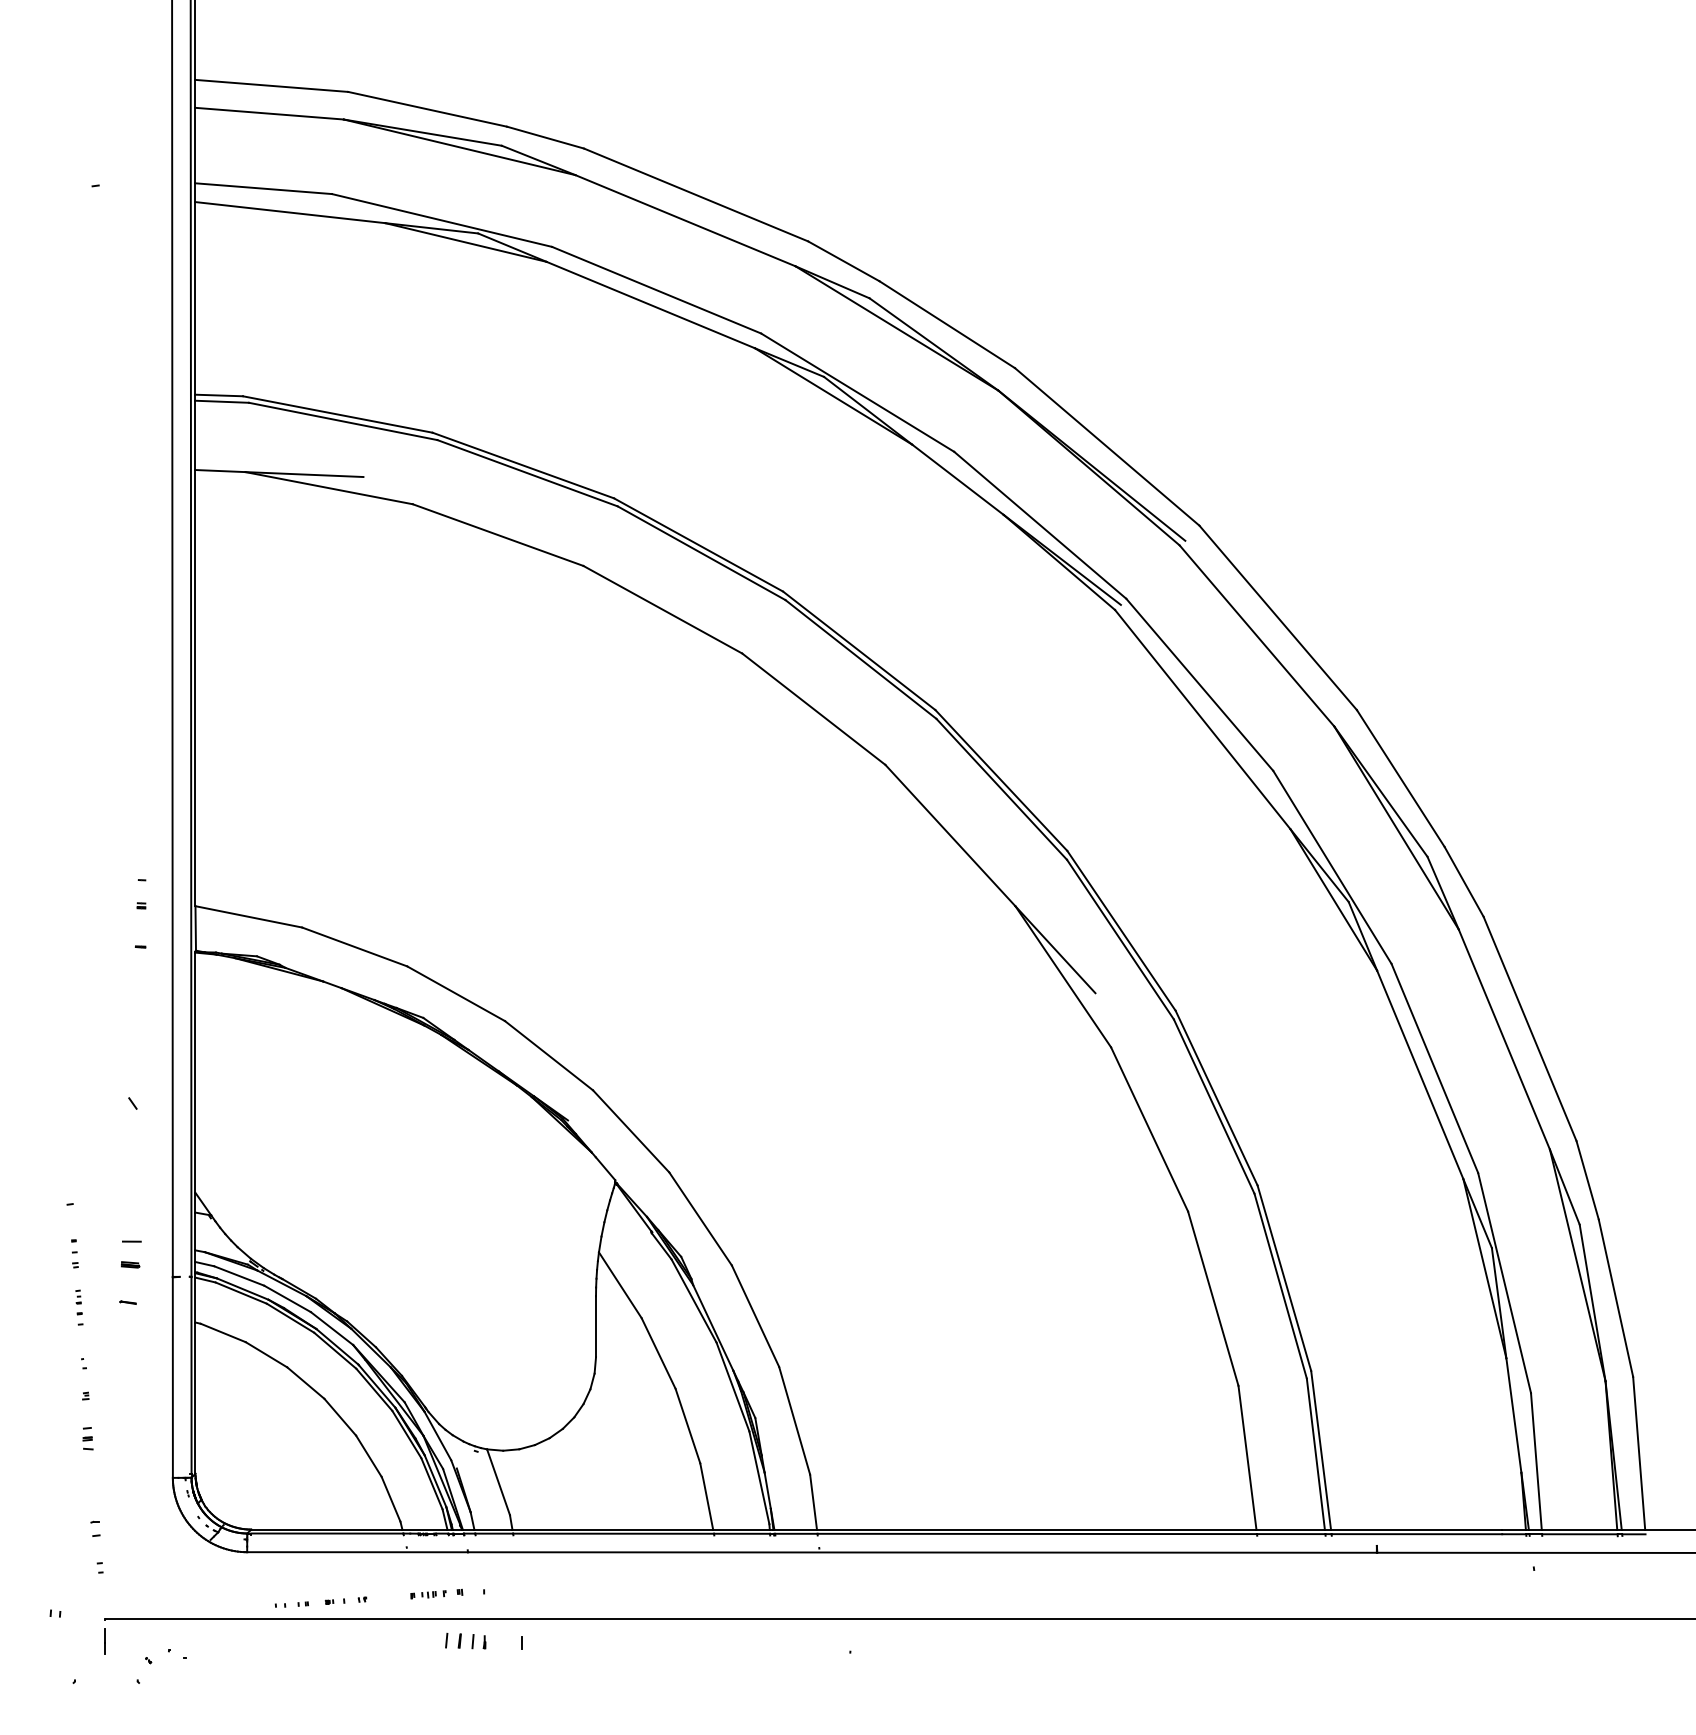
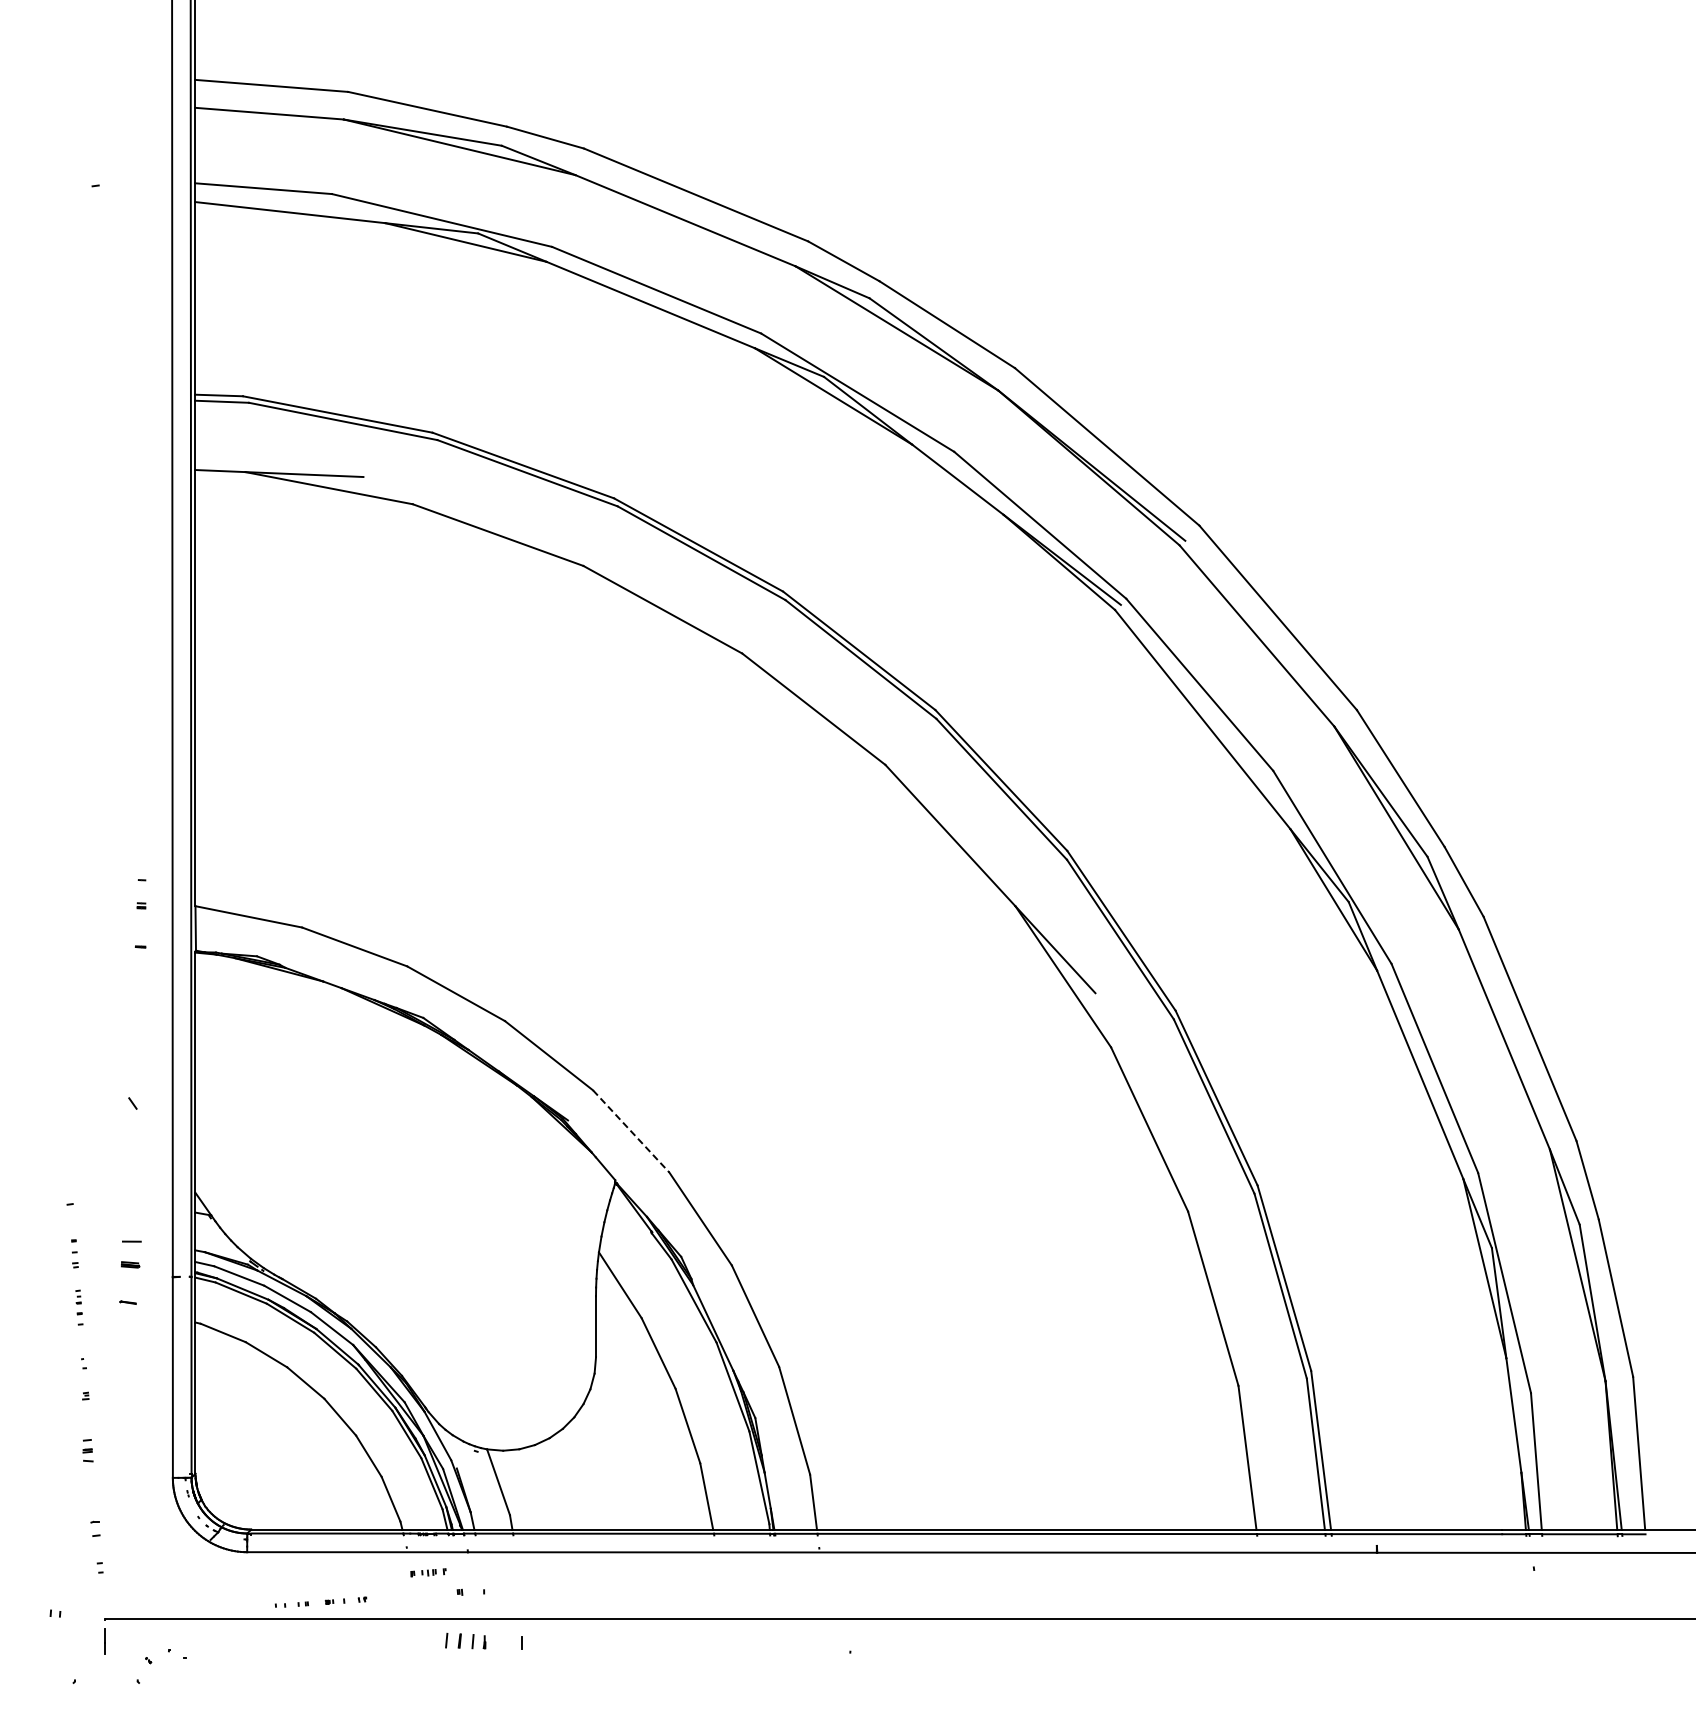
line: solid -> dashed (631, 1131)
part position: (87, 1438) -> (87, 1450) (87, 1450)
part position: (428, 1594) -> (428, 1572) (428, 1572)
